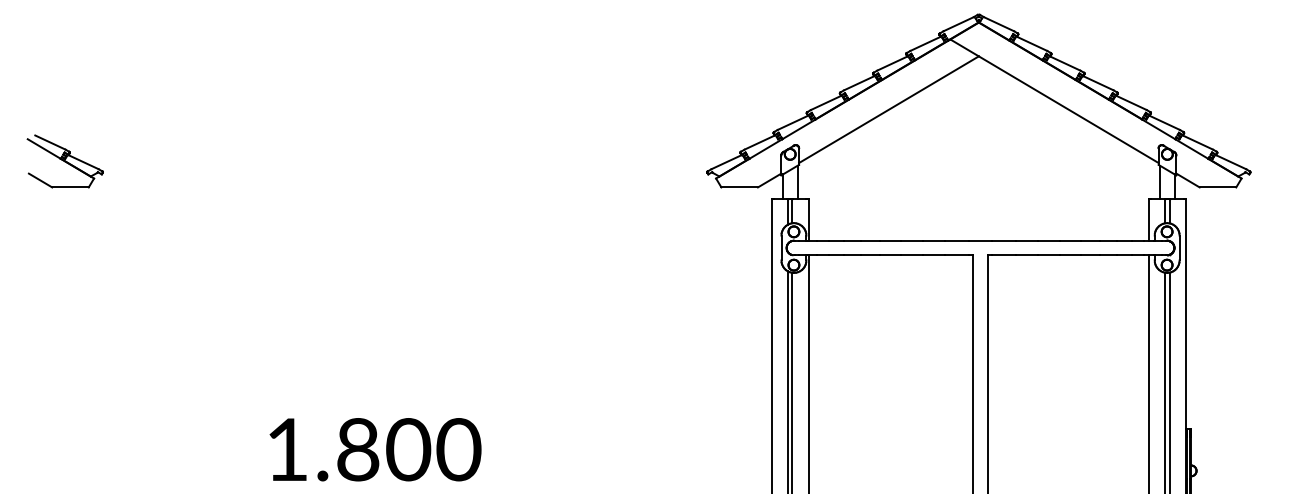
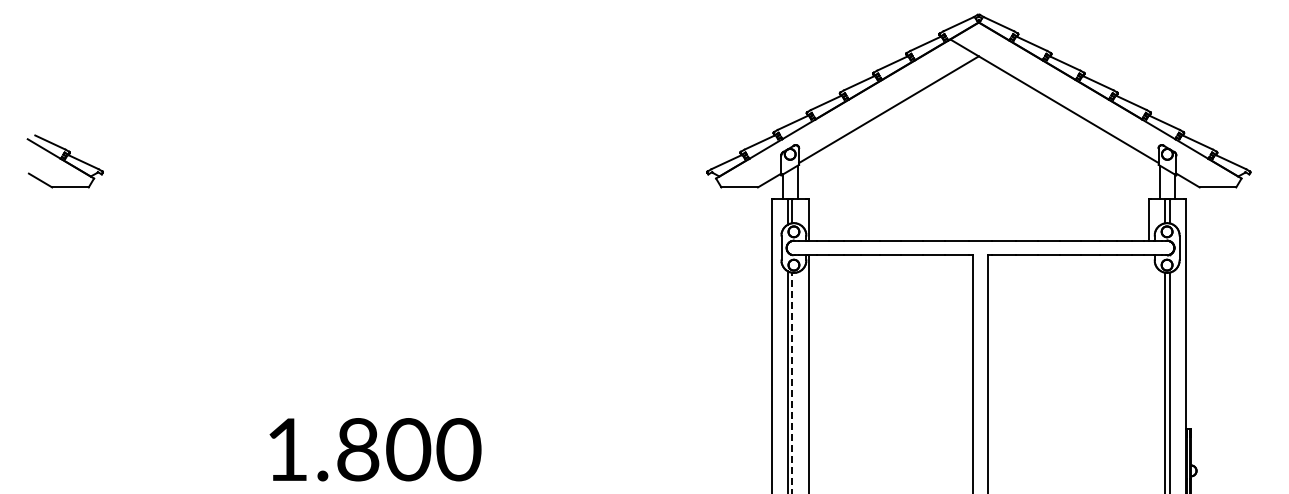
line: present -> none (1148, 372)
line: solid -> dashed (792, 382)
